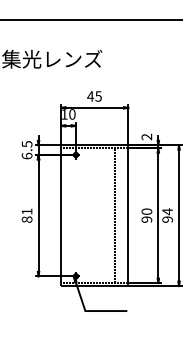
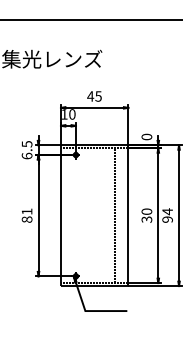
text: 2 -> 0 (146, 136)
text: 90 -> 30 (146, 219)
